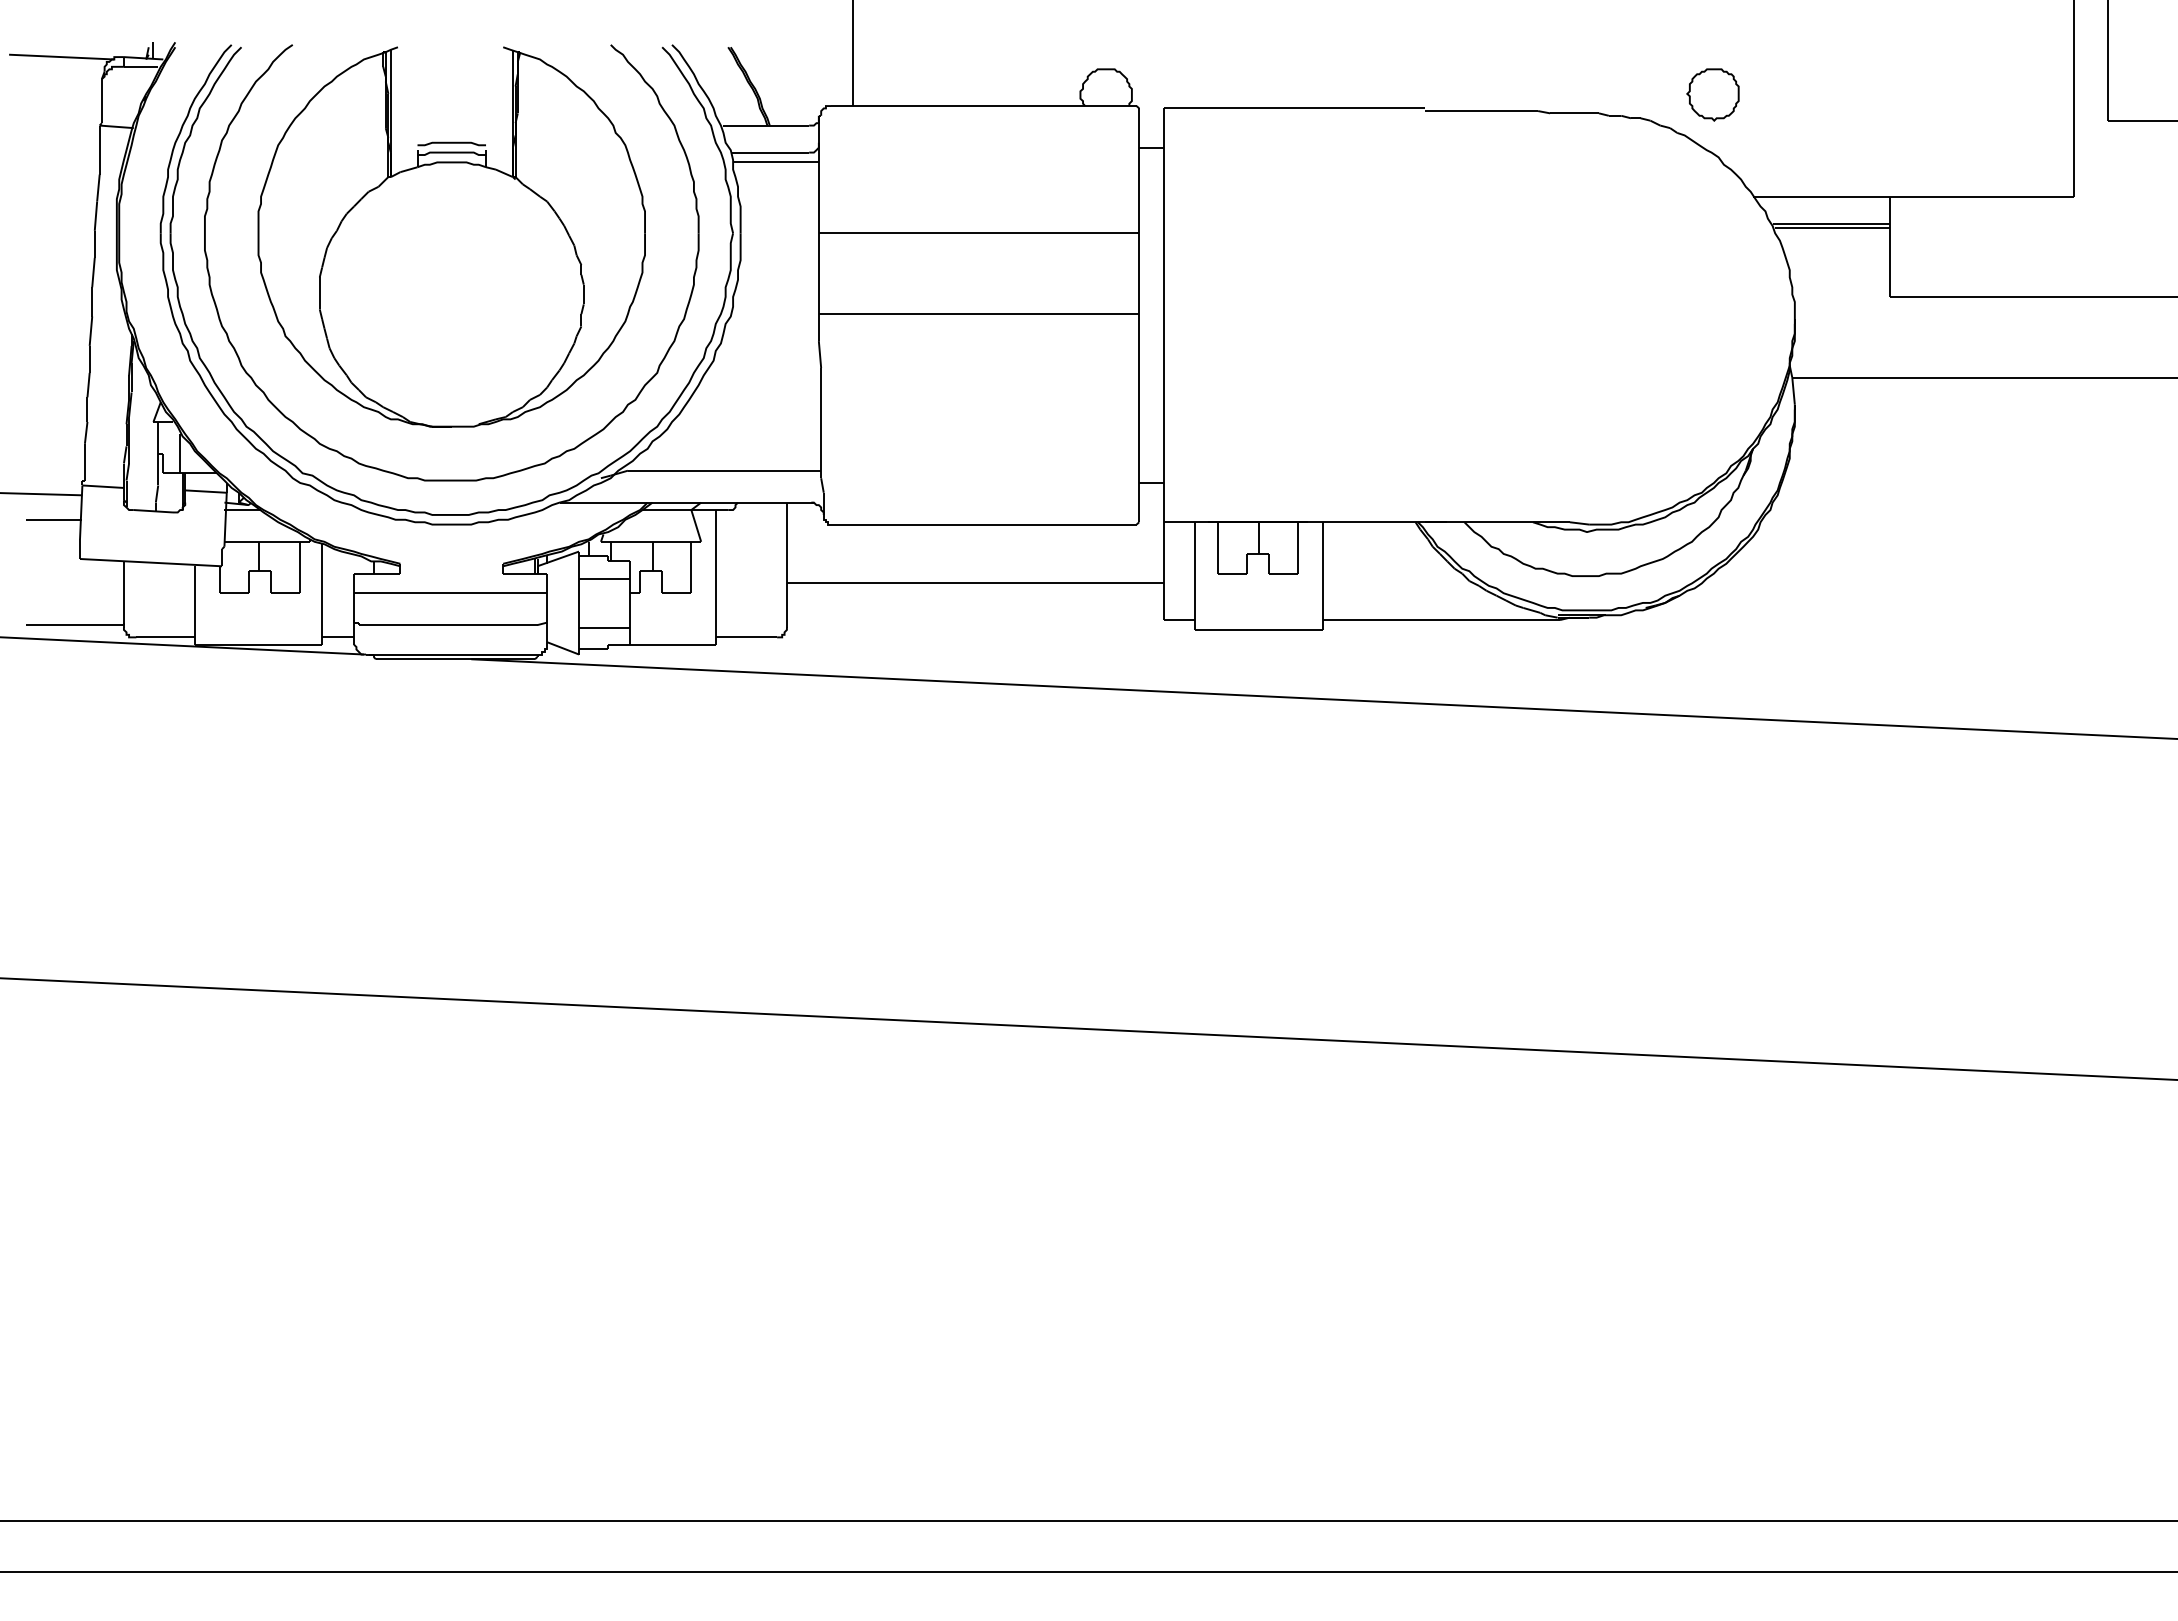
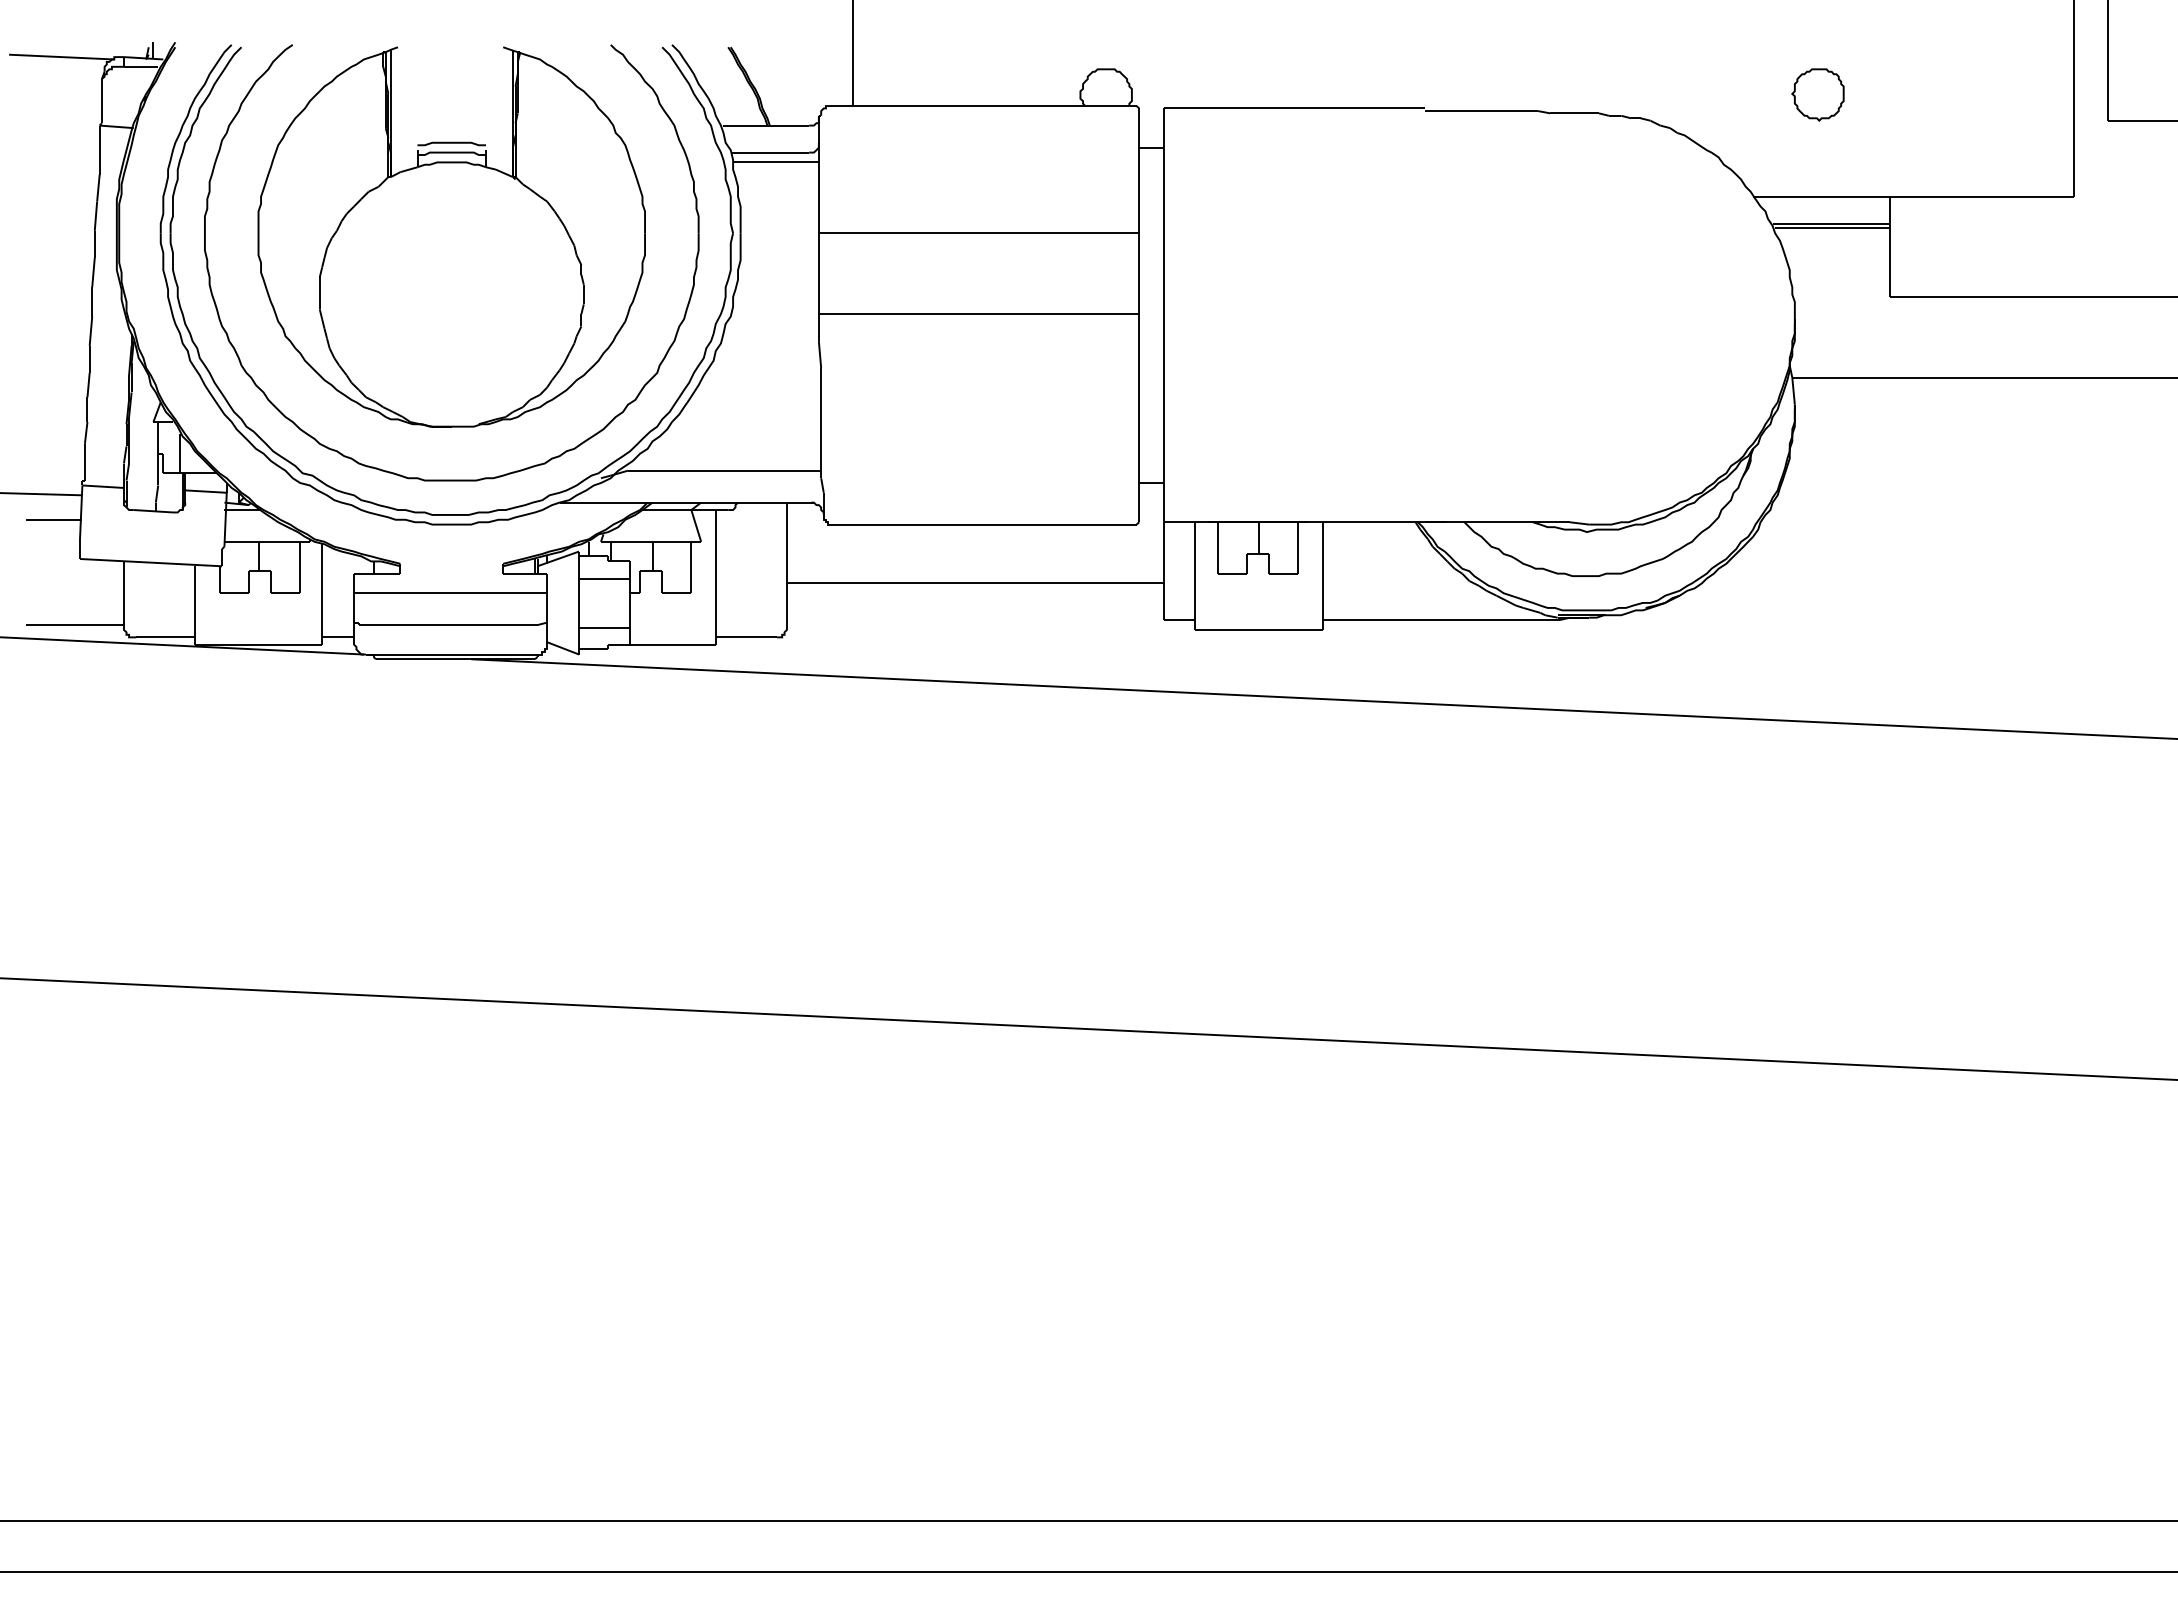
part position: (1712, 94) -> (1817, 94) (1817, 94)
